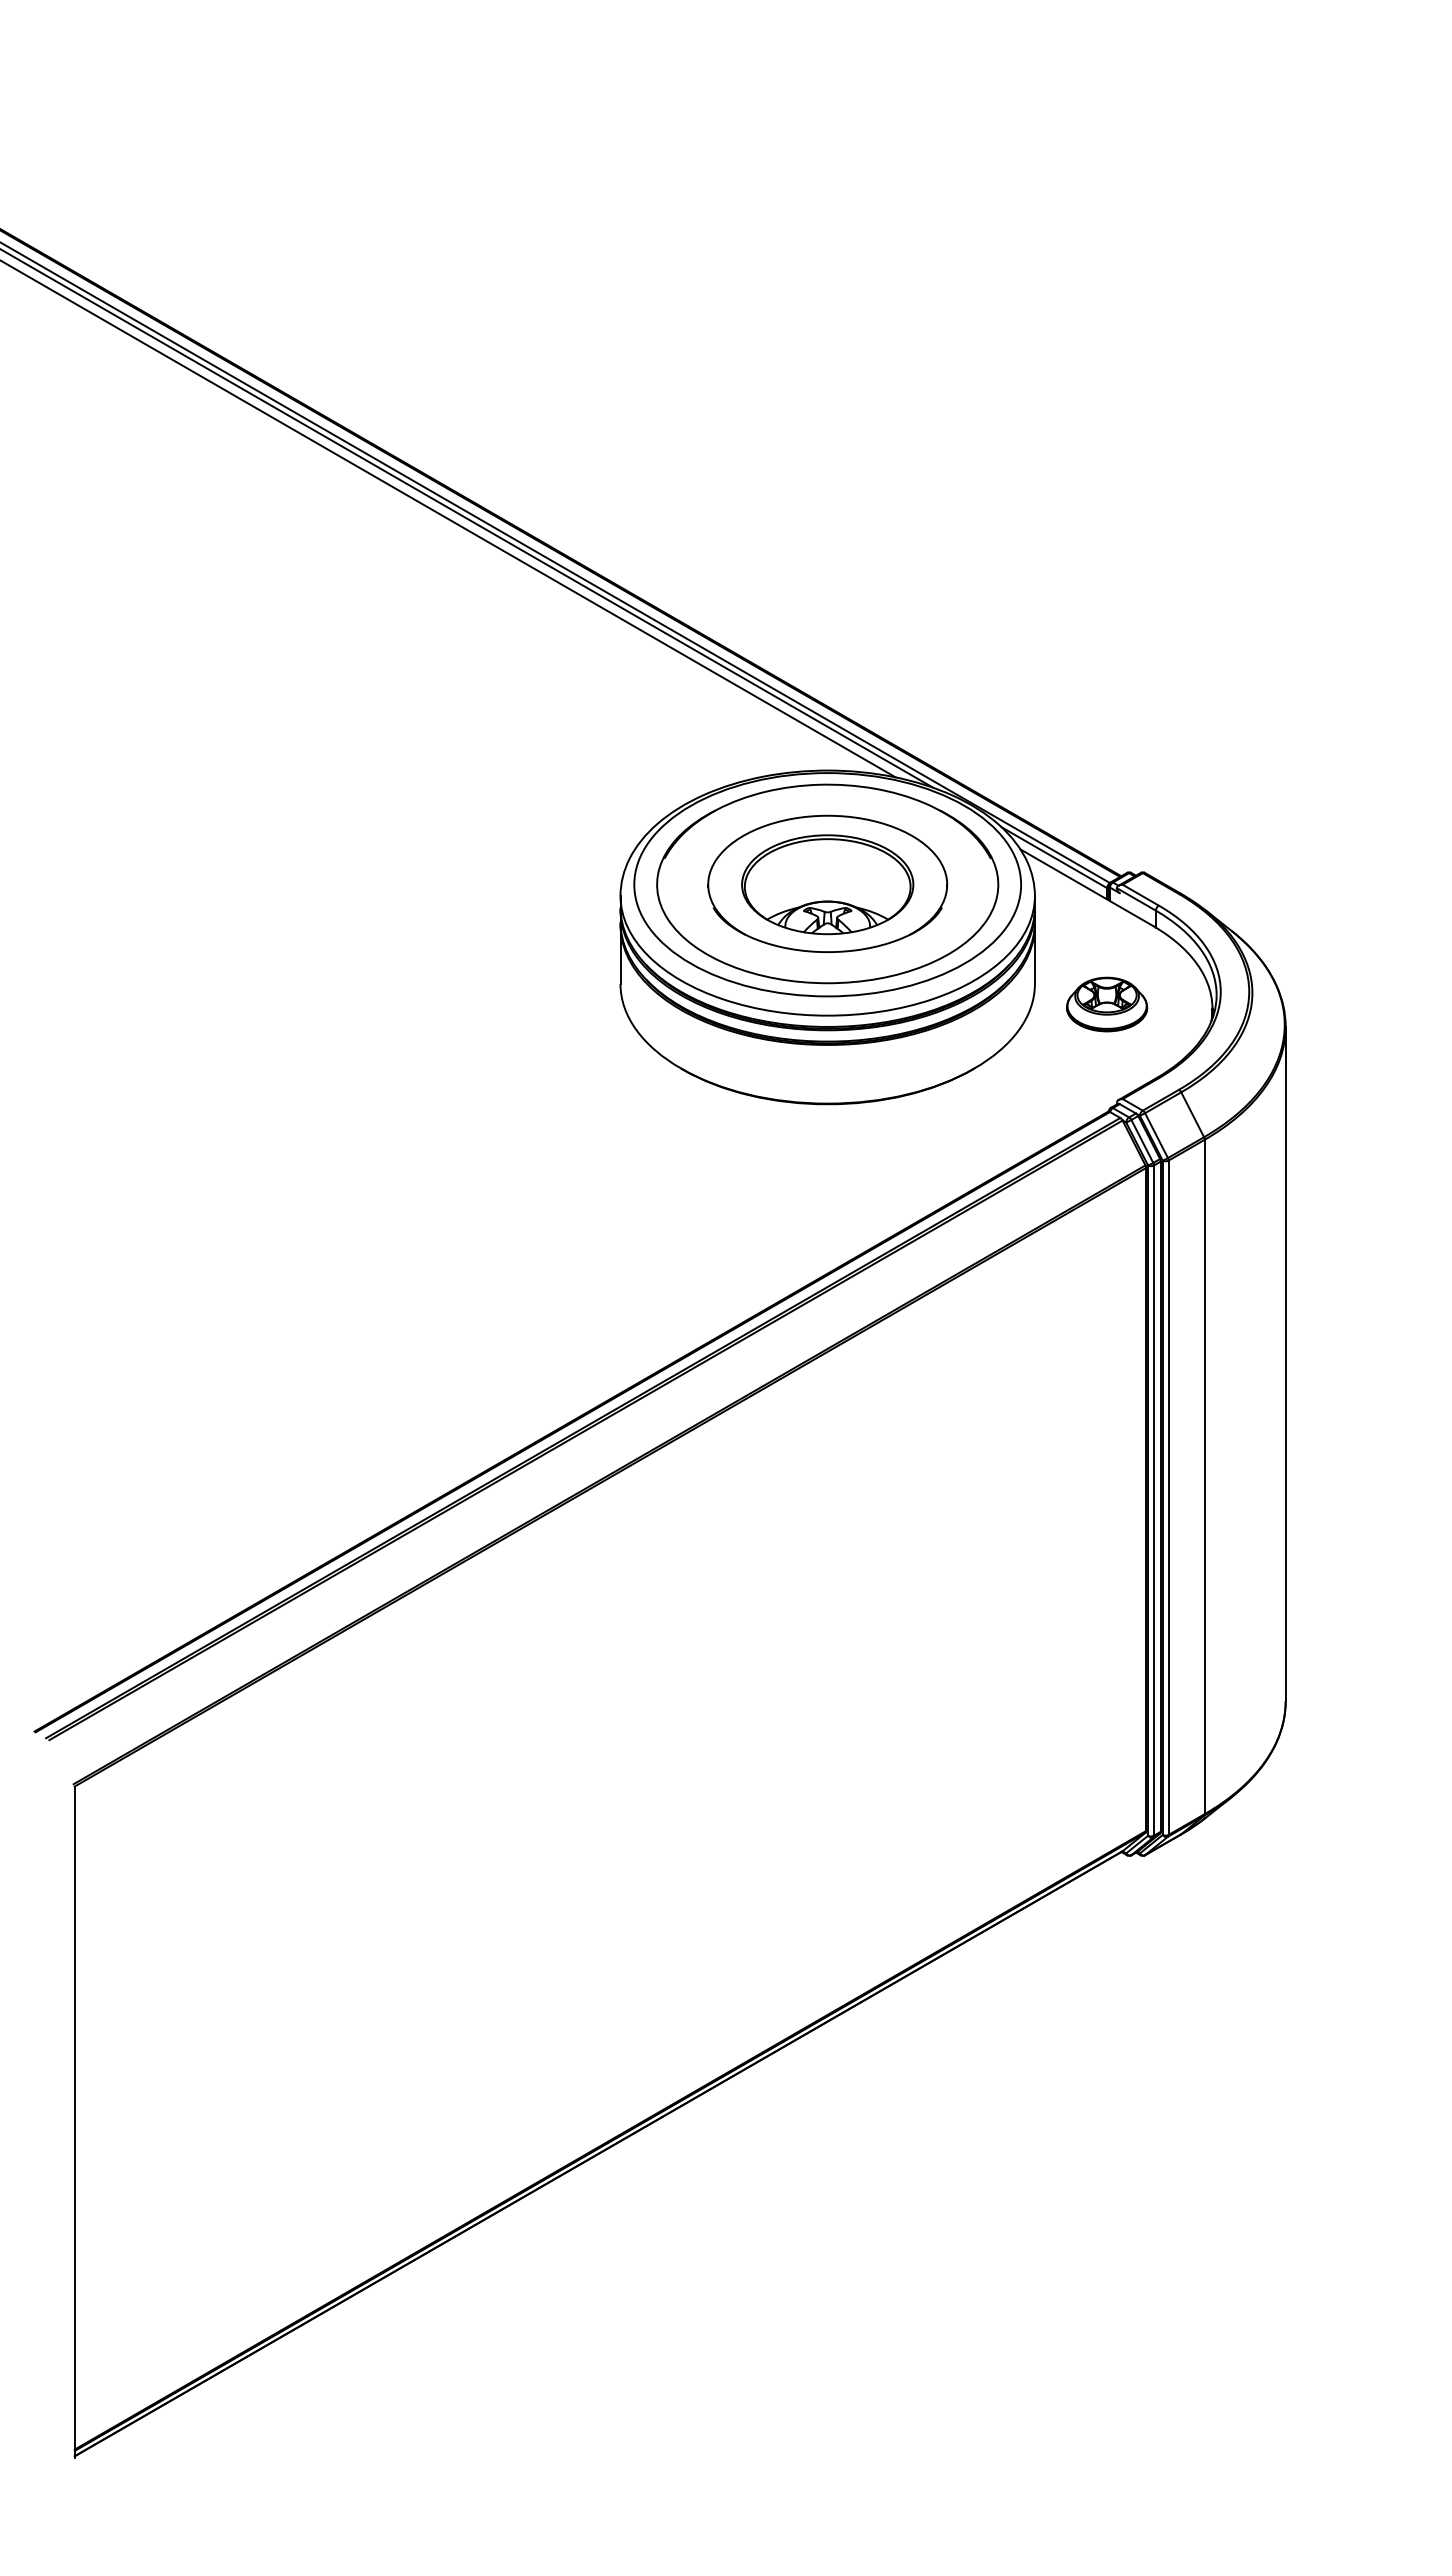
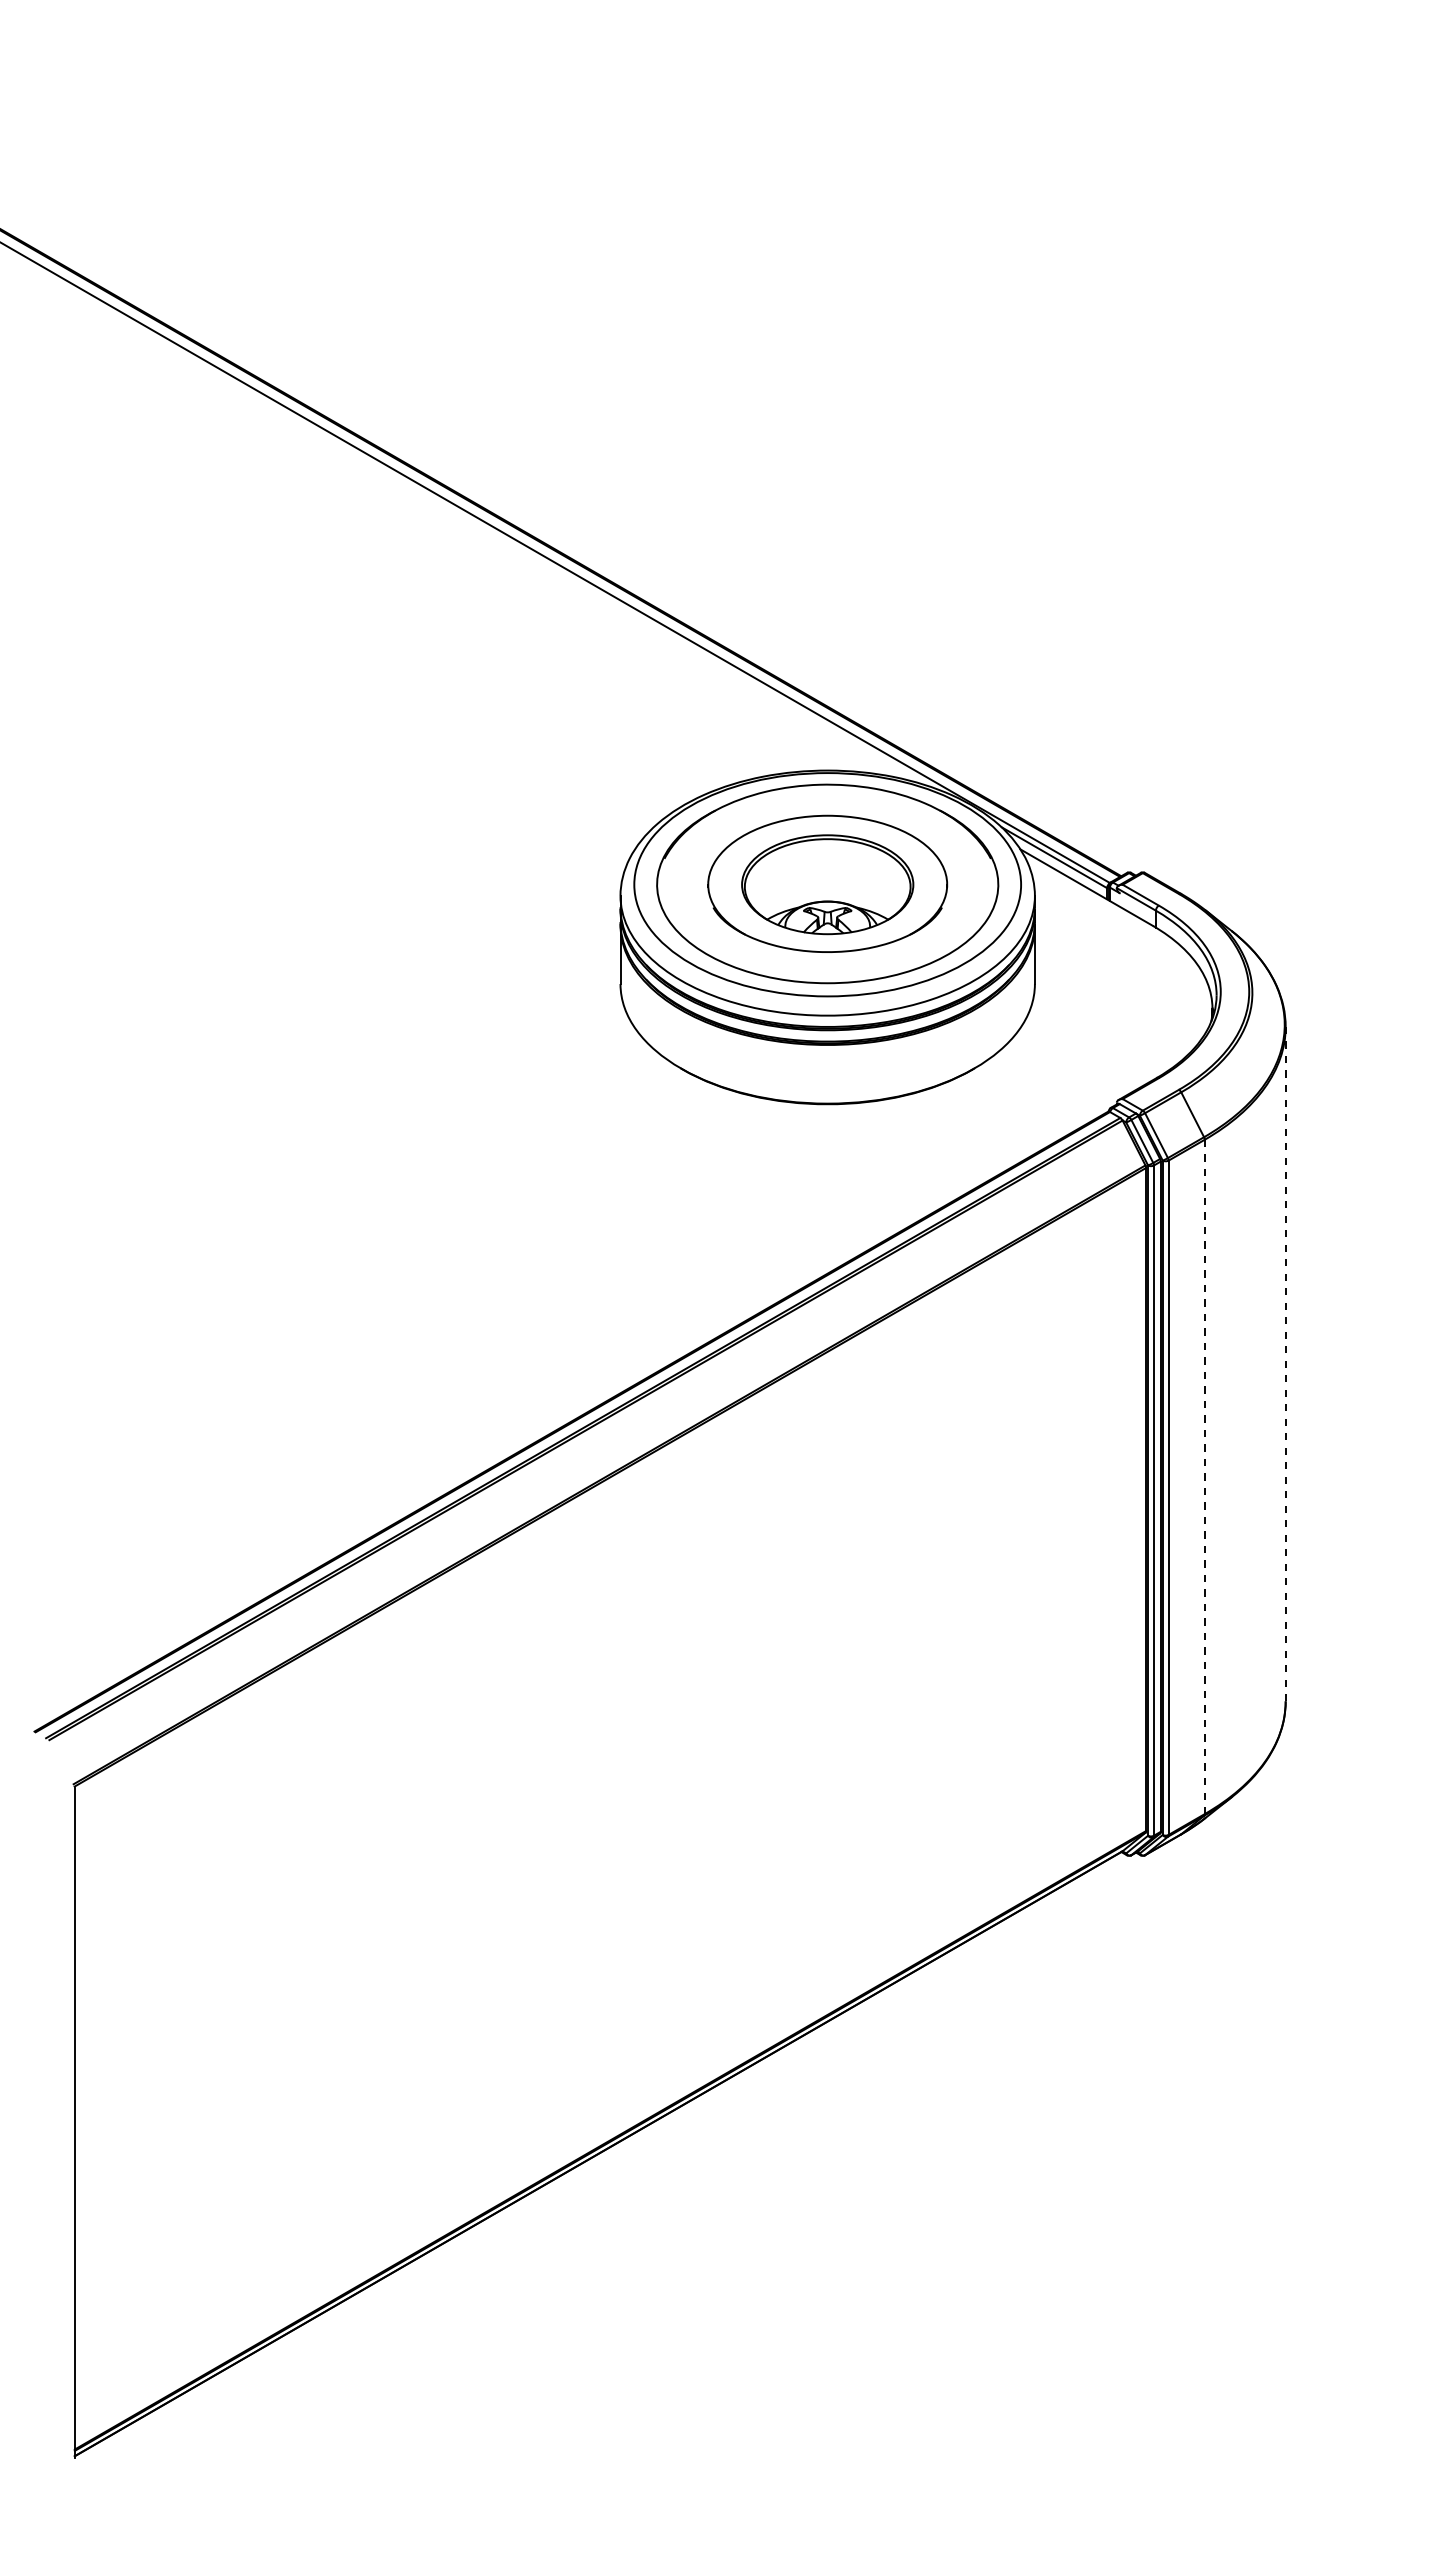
line: present -> none (467, 518)
line: present -> none (448, 519)
part: present -> none (1107, 1004)
line: solid -> dashed (1285, 1364)
line: solid -> dashed (1204, 1477)
